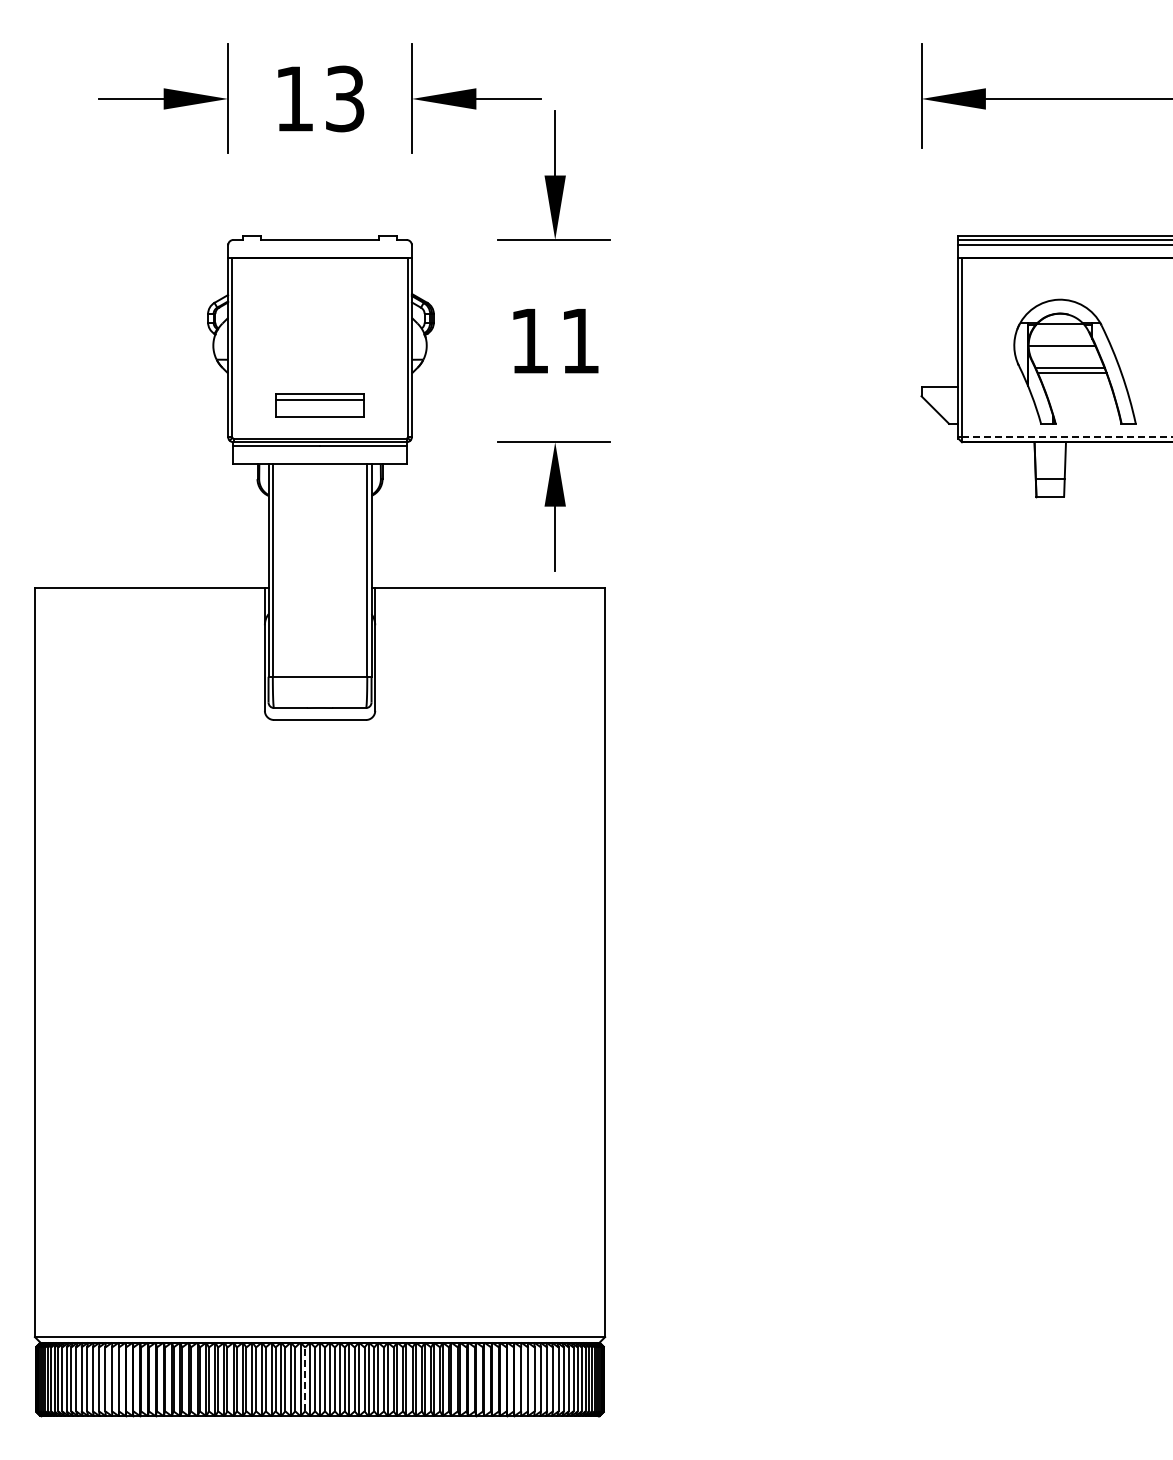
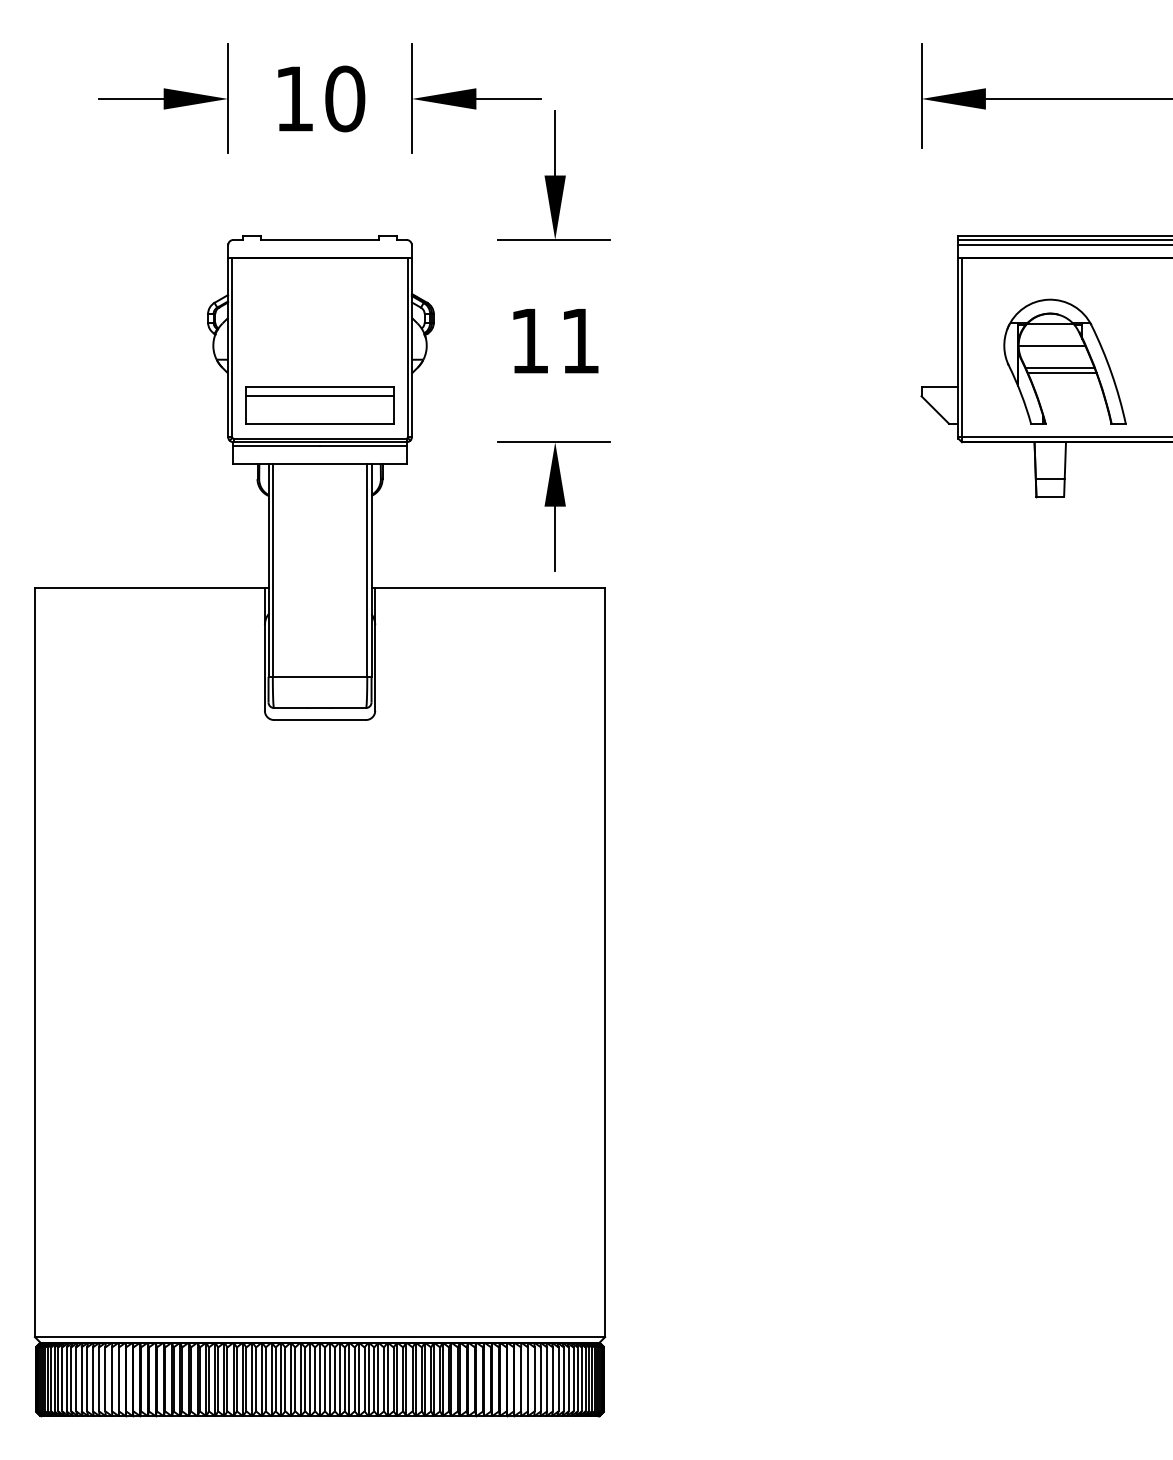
text: 13 -> 10 (345, 98)
part position: (1074, 361) -> (1064, 361) (1064, 361)
part size: 90x25 px -> 150x39 px (319, 405)
line: dashed -> solid (1067, 436)
line: dashed -> solid (305, 1379)
